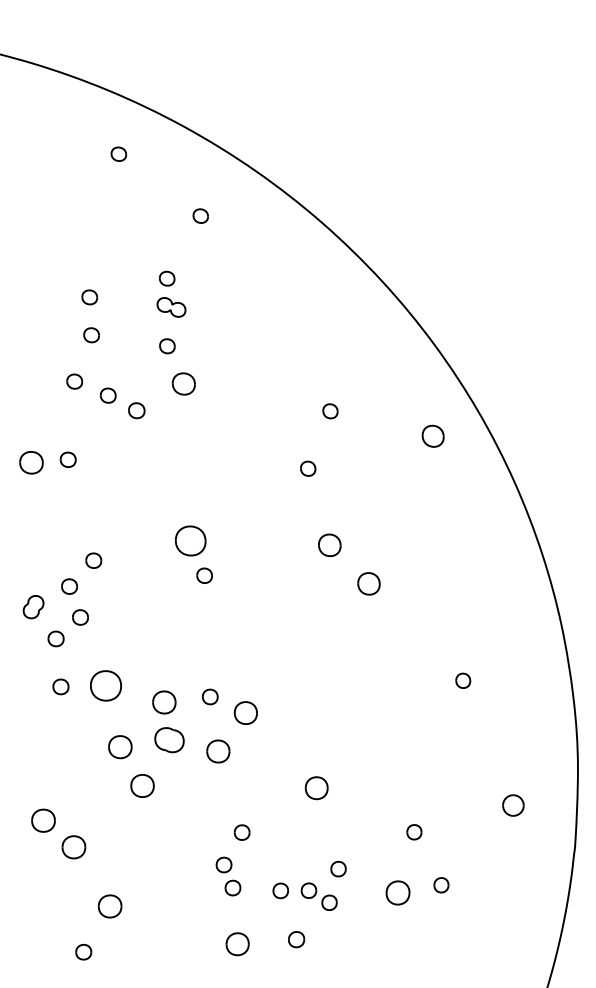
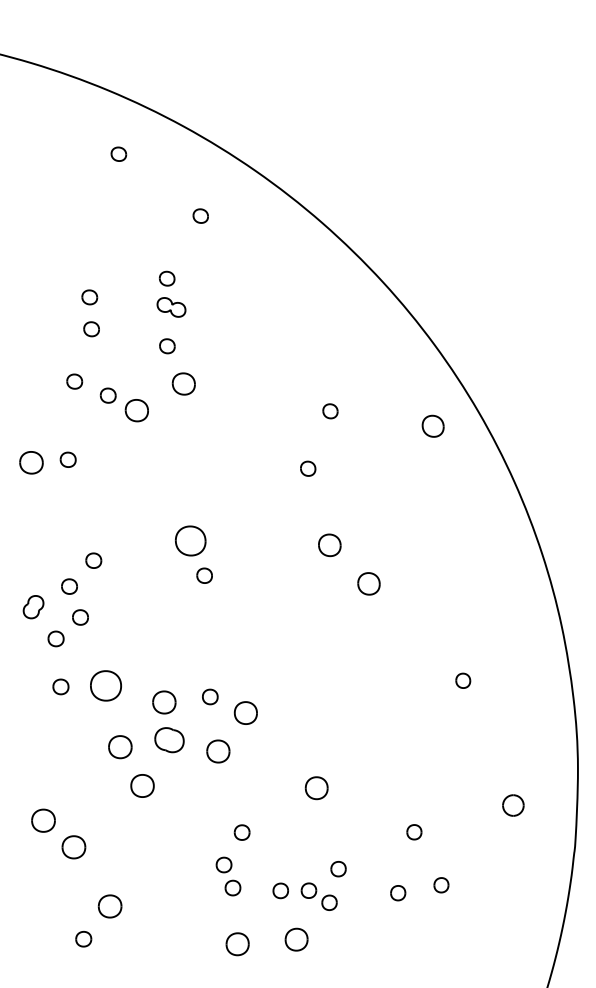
part position: (91, 335) -> (91, 329) (91, 329)
part size: 18x18 px -> 25x24 px (136, 410)
part position: (432, 435) -> (432, 425) (432, 425)
part size: 26x26 px -> 17x17 px (398, 893)
part size: 18x18 px -> 25x25 px (296, 939)
part position: (83, 952) -> (83, 939) (83, 939)
